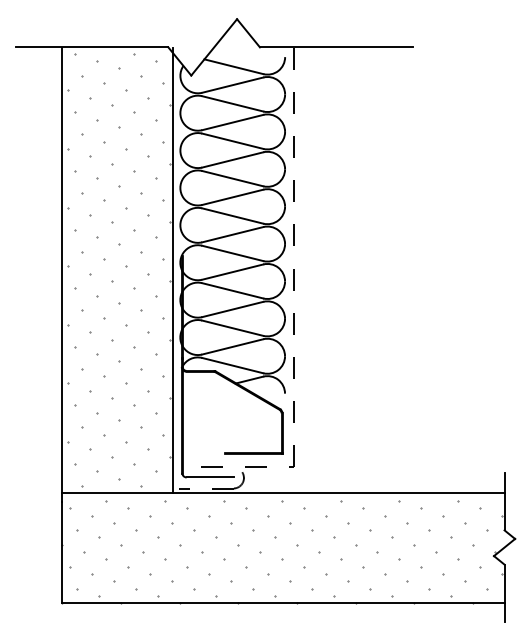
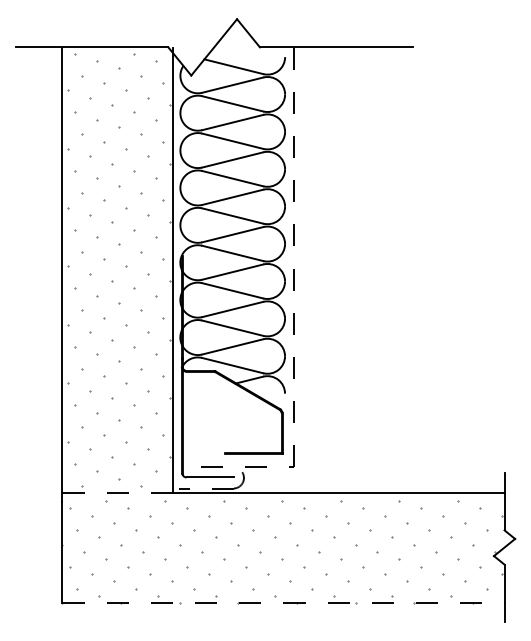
line: solid -> dashed (117, 492)
line: solid -> dashed (284, 603)
